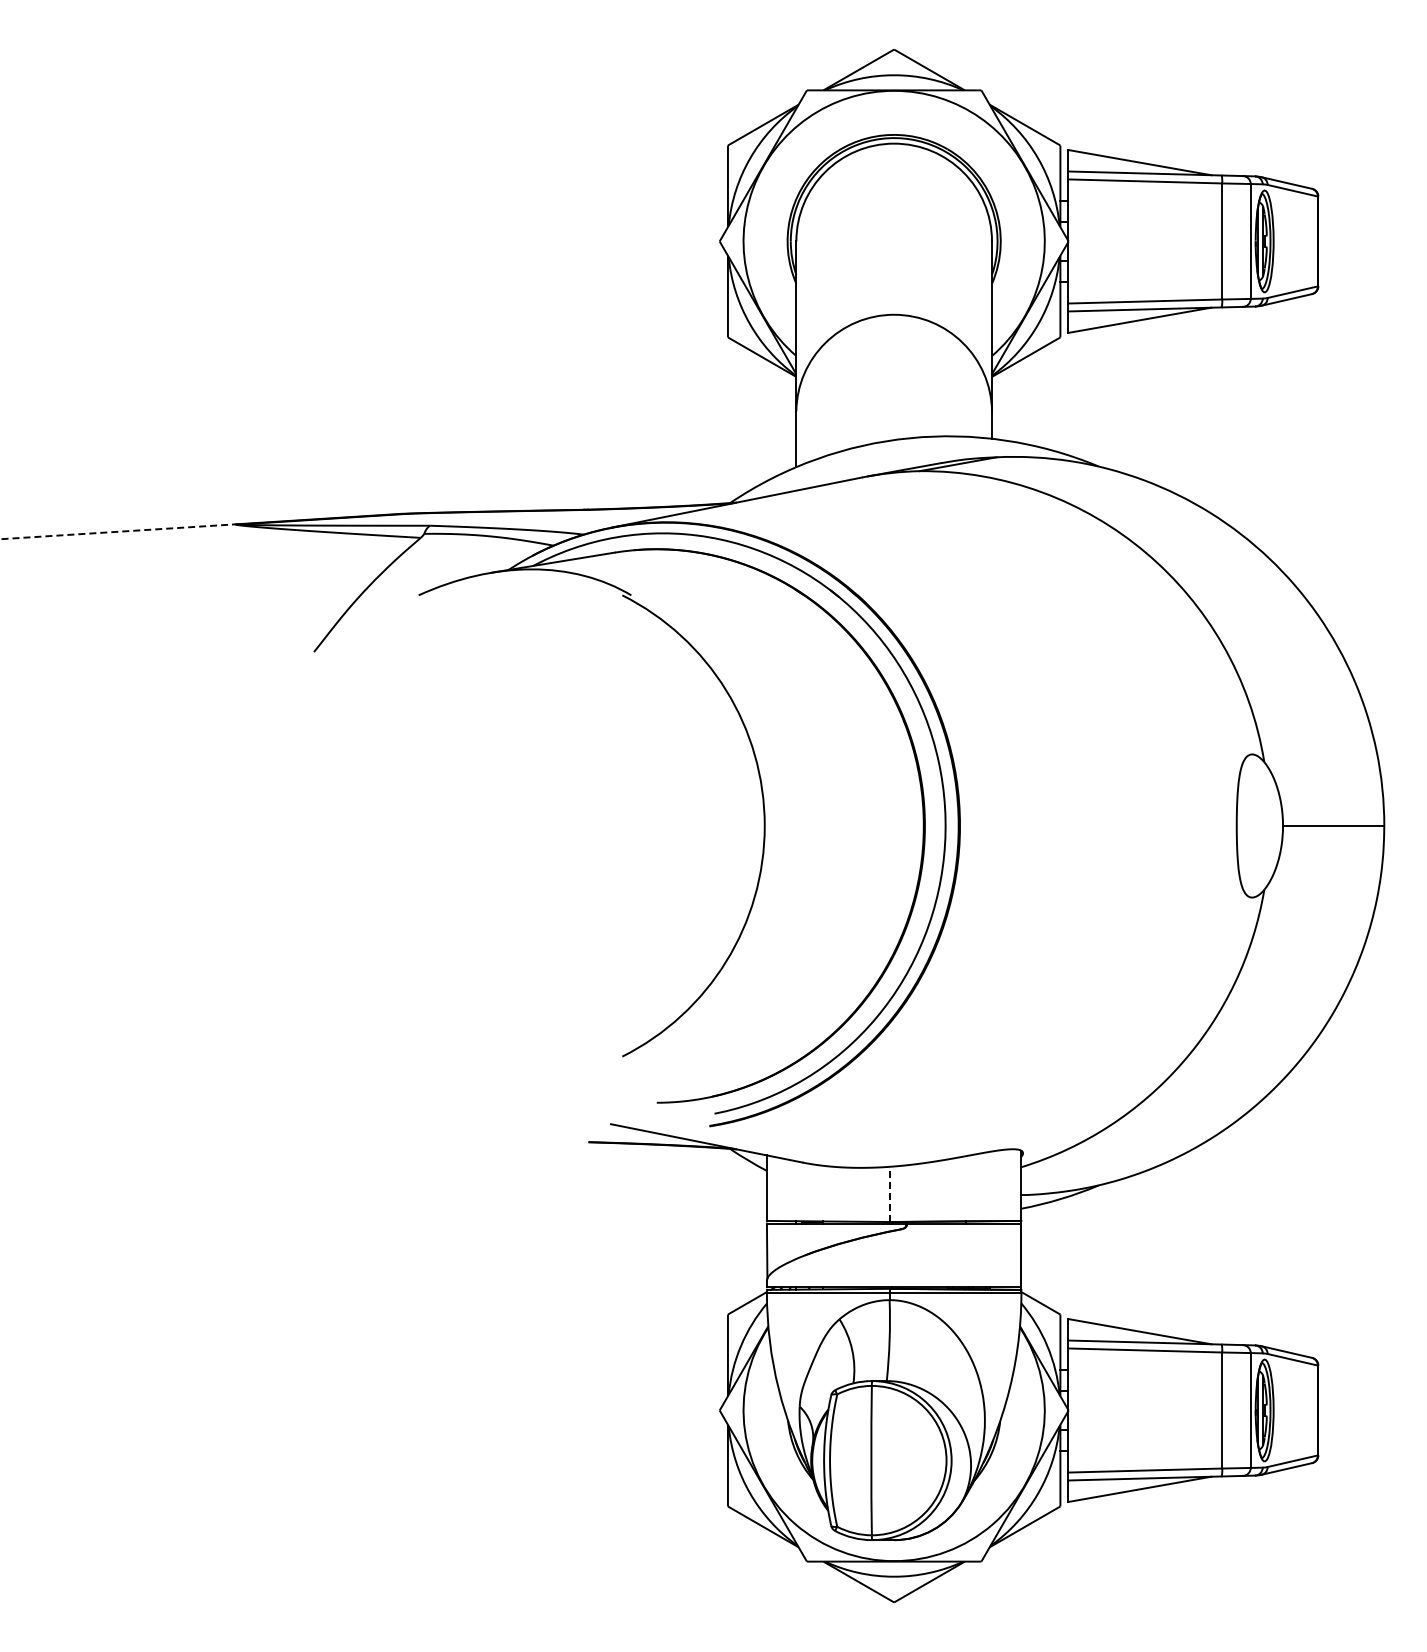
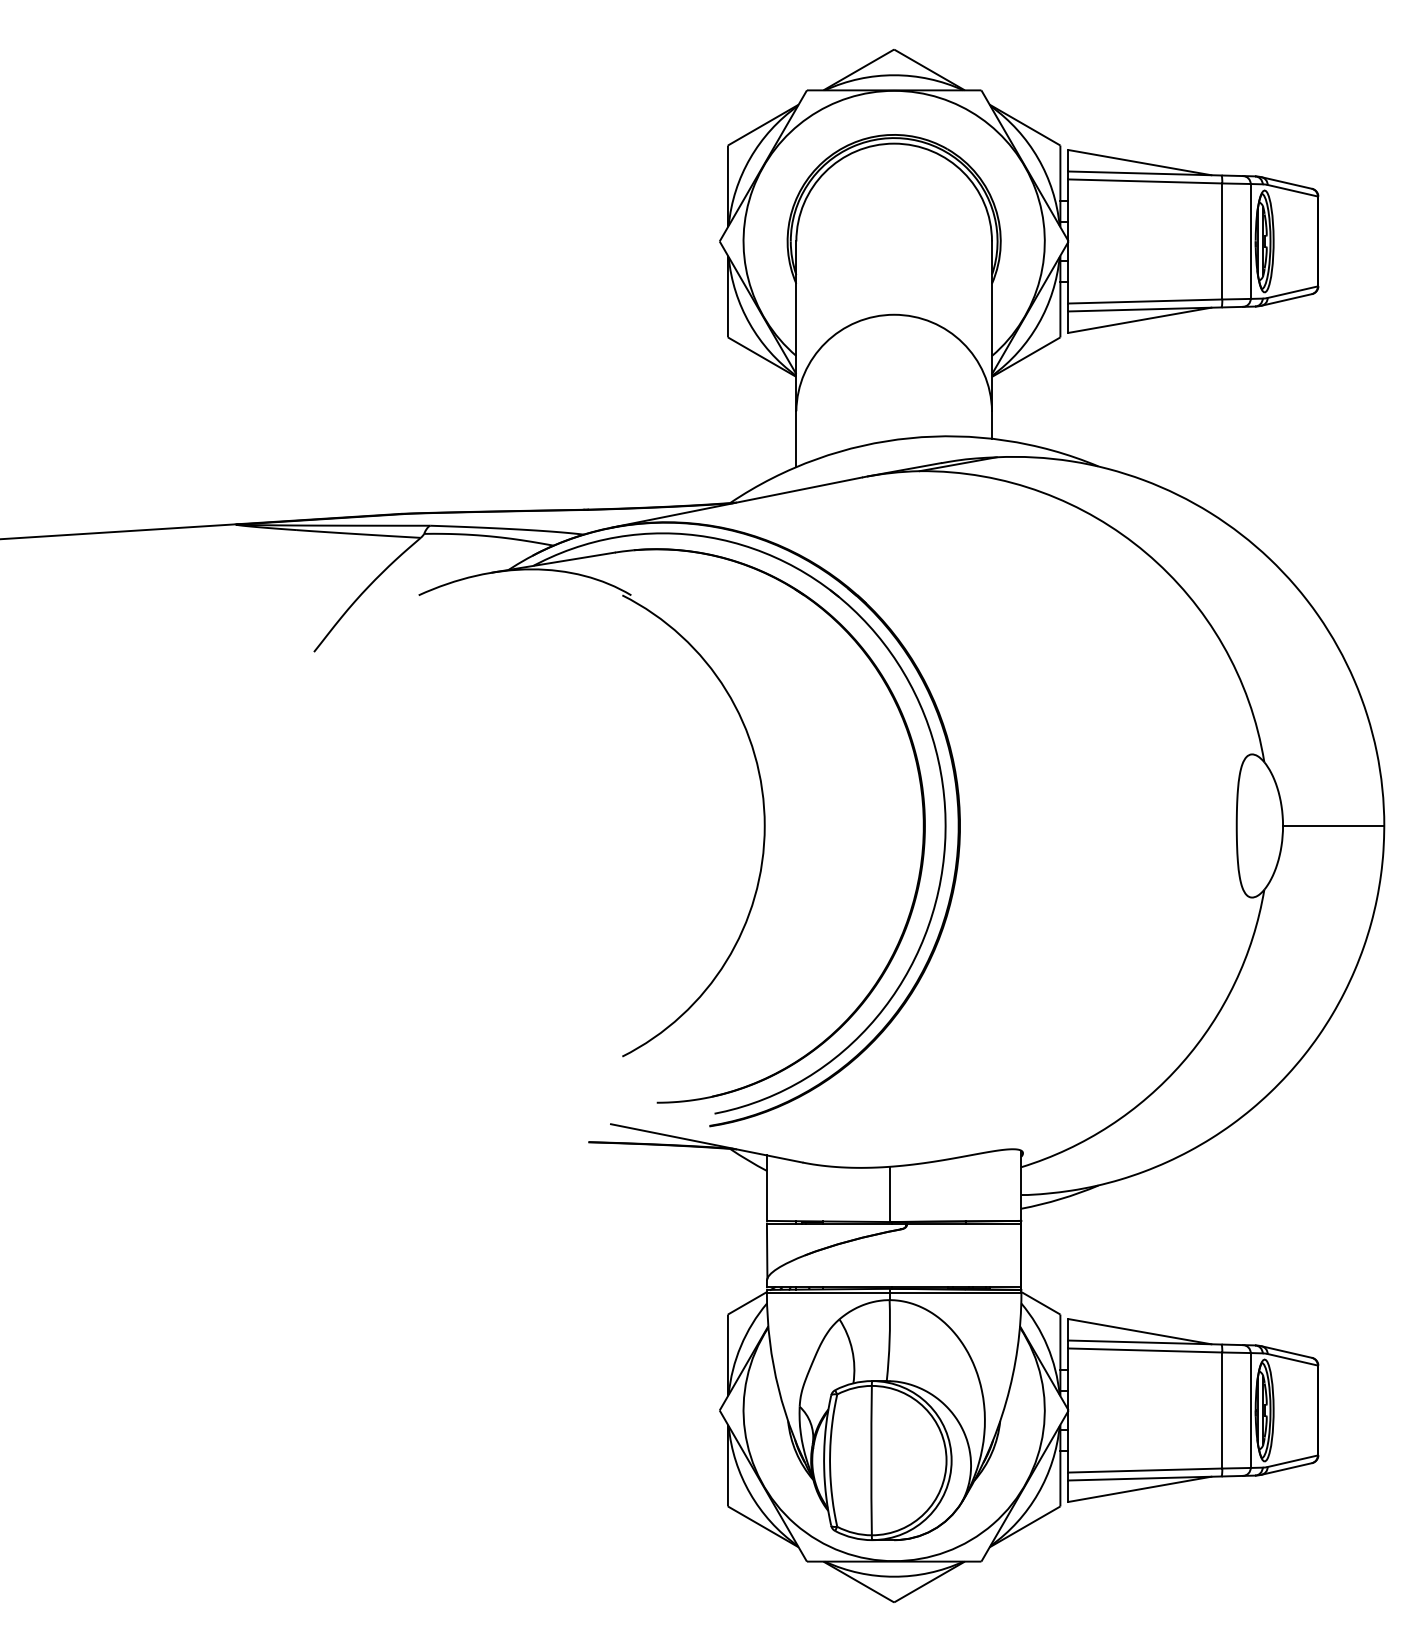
line: dashed -> solid (118, 531)
line: dashed -> solid (889, 1194)
